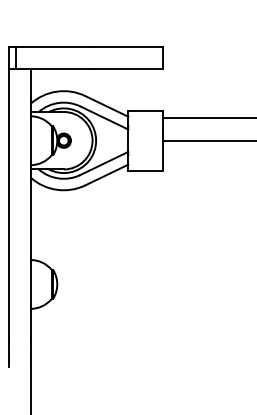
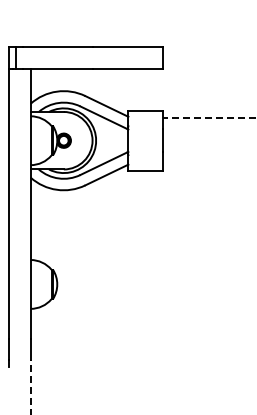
line: solid -> dashed (209, 117)
line: present -> none (207, 140)
line: solid -> dashed (30, 386)
